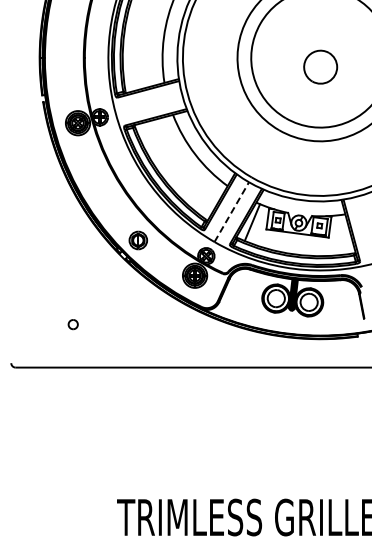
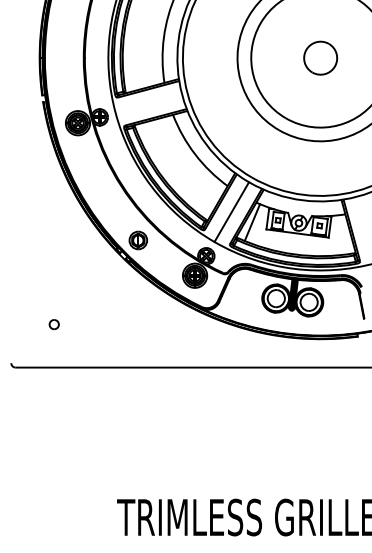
part position: (320, 66) -> (320, 57) (320, 57)
line: dashed -> solid (231, 212)
part position: (72, 324) -> (53, 324) (53, 324)
